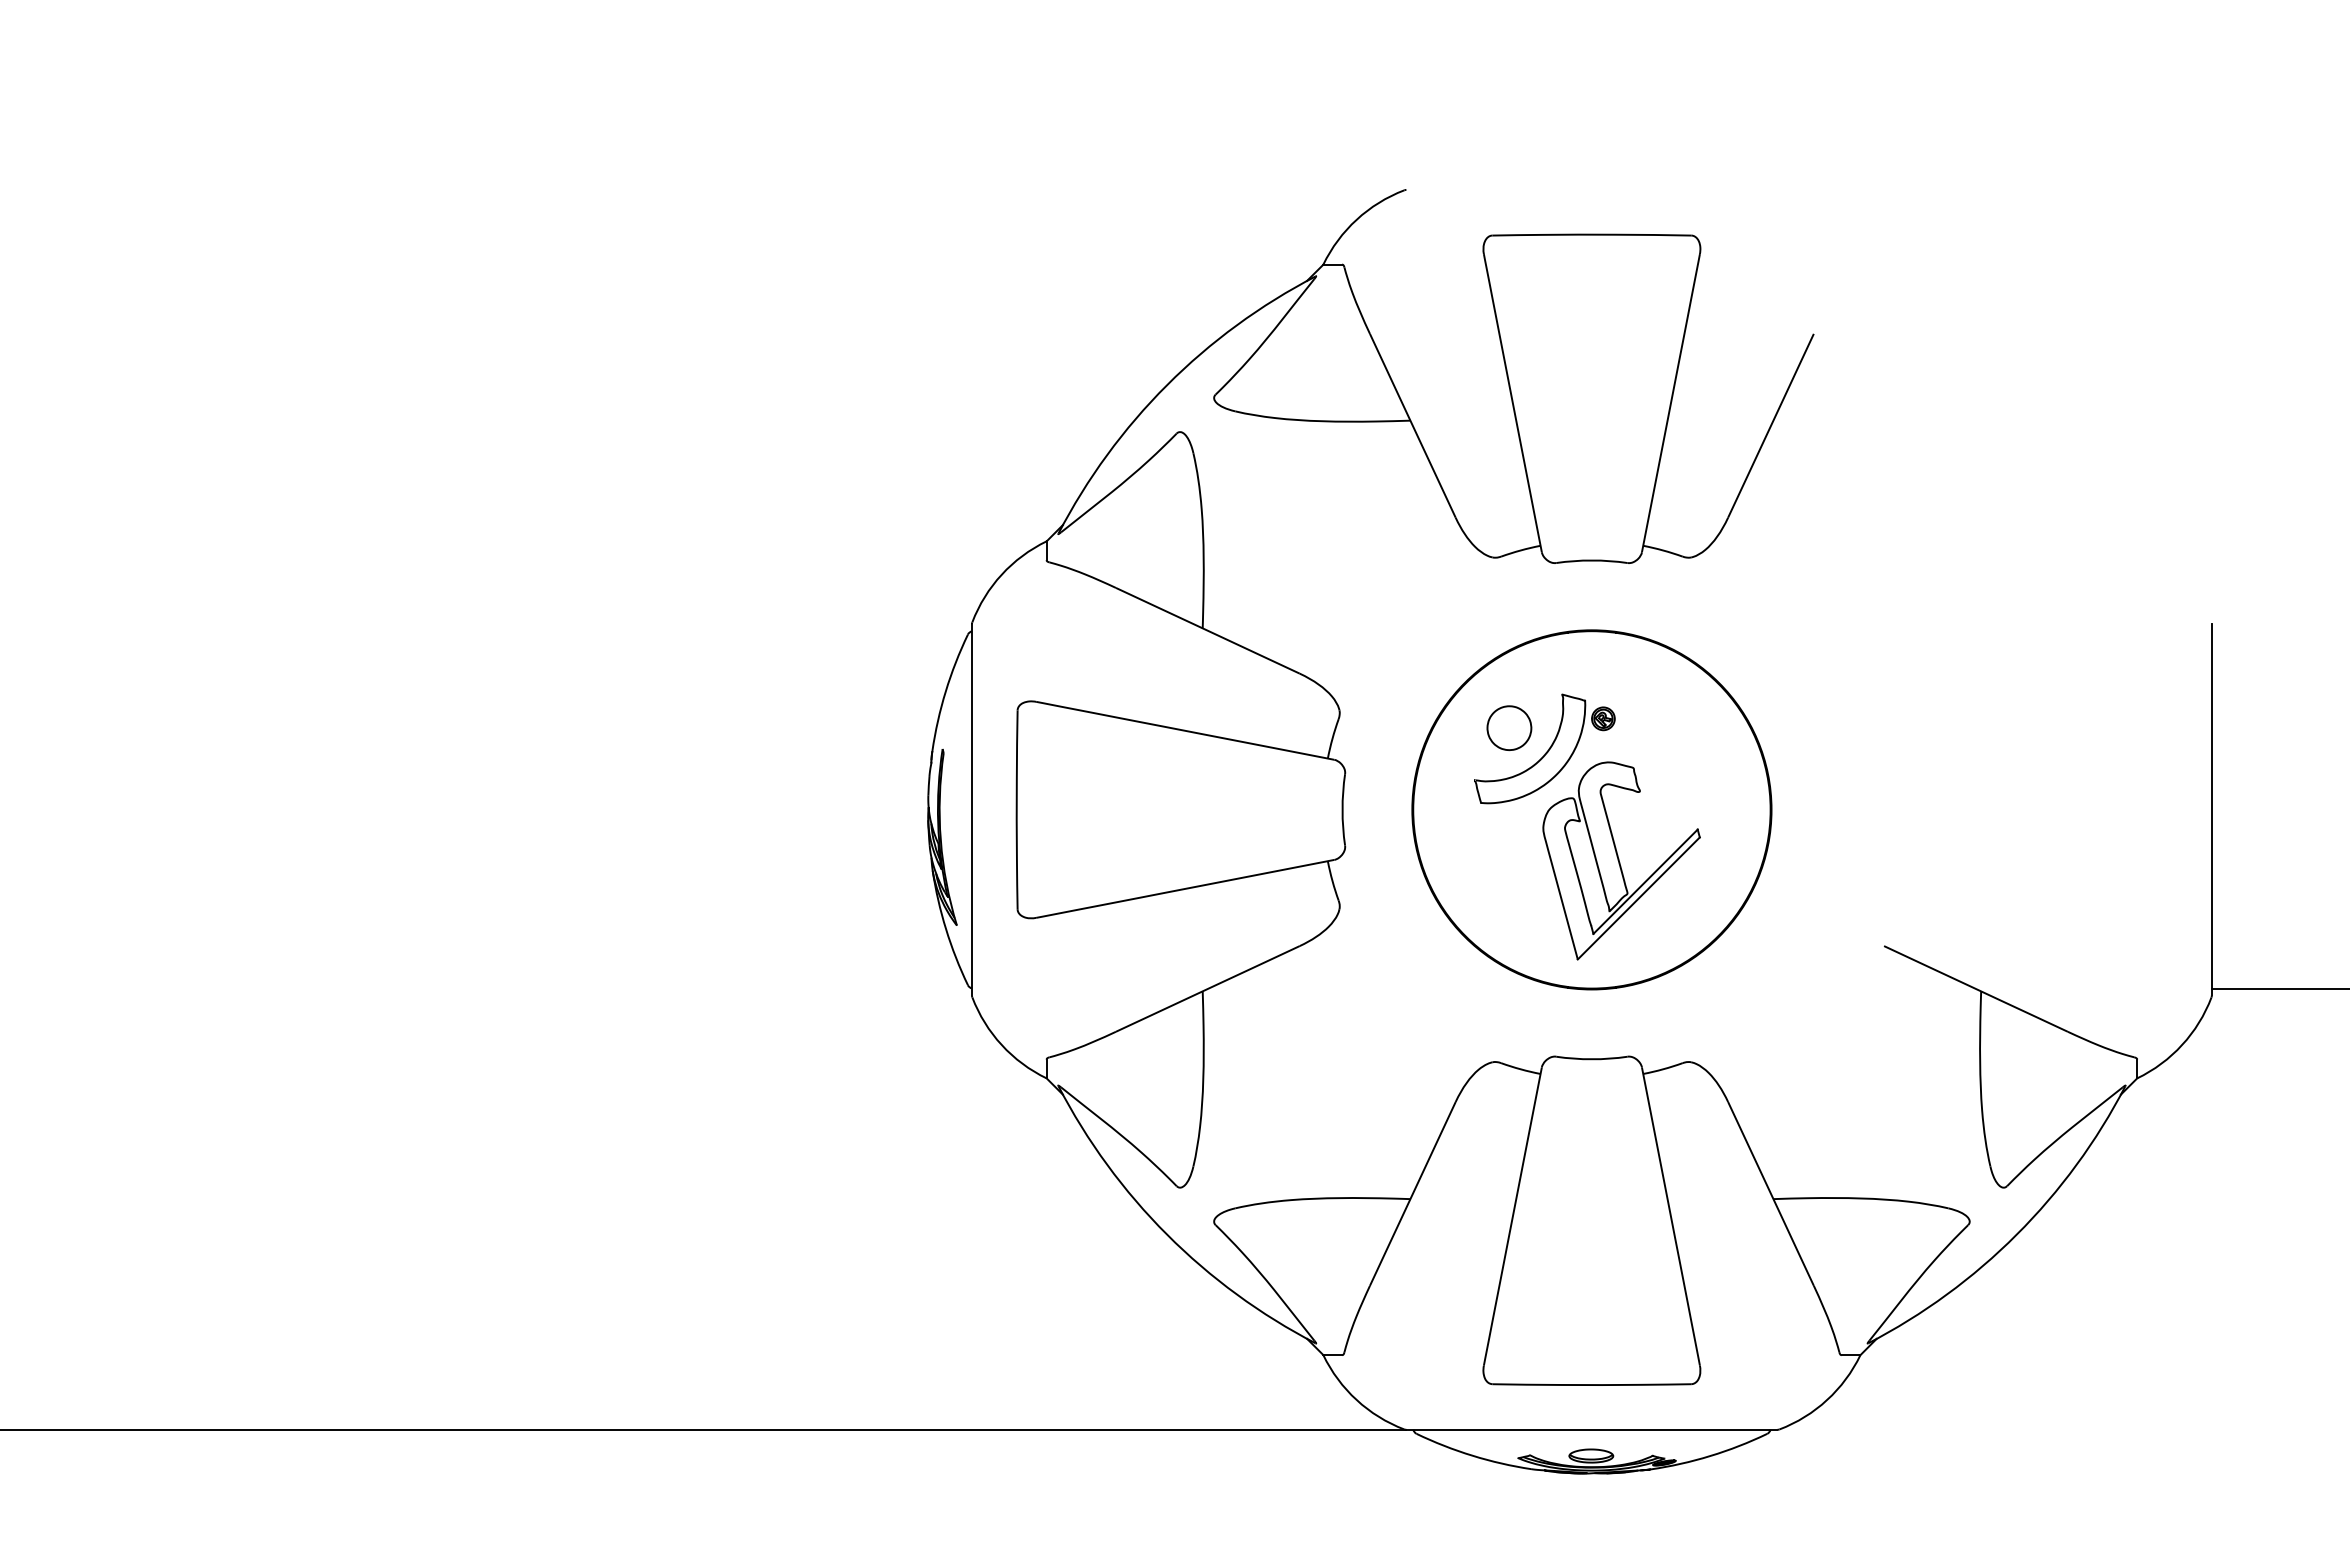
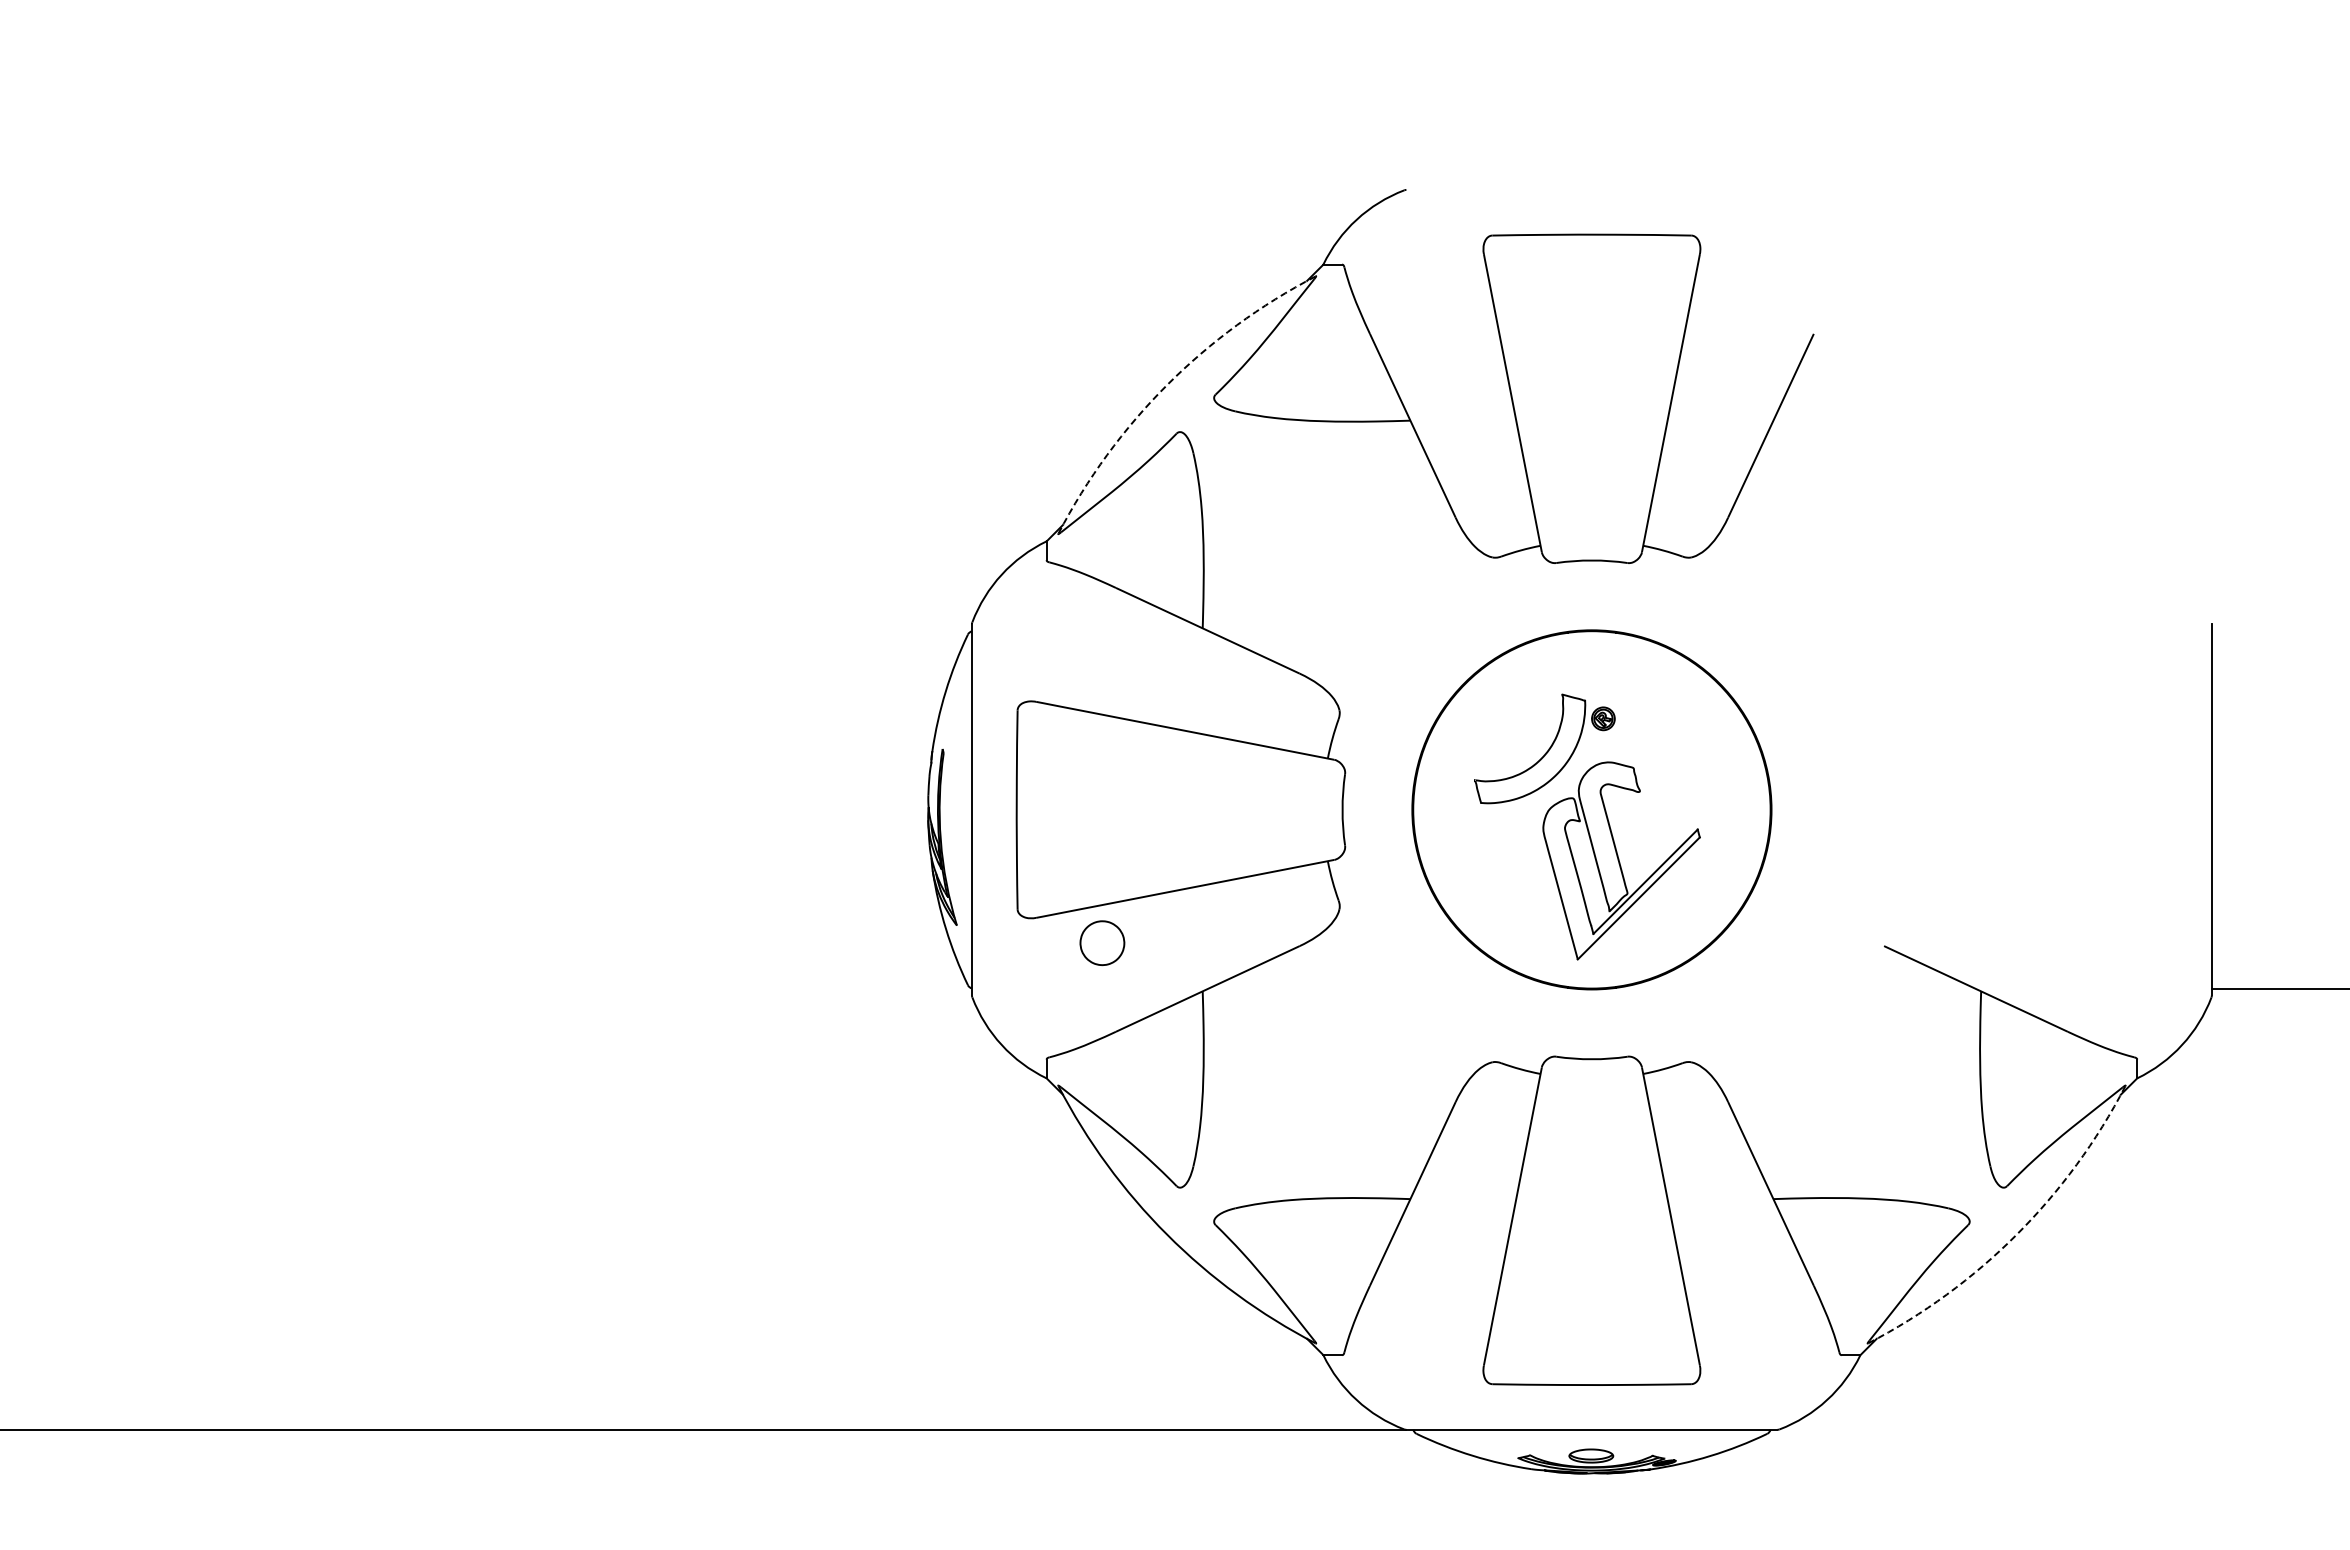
arc: solid -> dashed (1167, 385)
part position: (1509, 727) -> (1102, 942) (1102, 942)
arc: solid -> dashed (2016, 1234)
